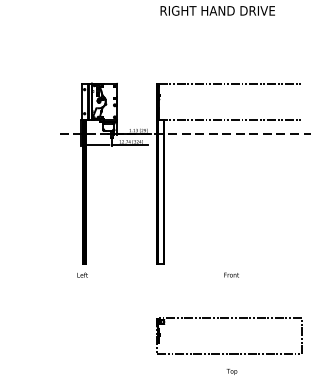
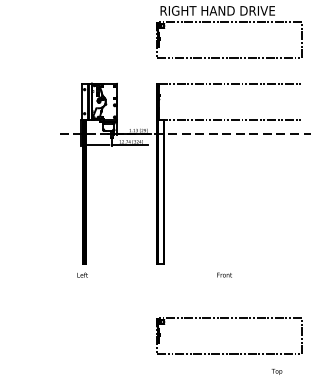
part: none -> present (228, 22)
text position: (231, 274) -> (224, 274) (224, 274)
text position: (231, 371) -> (276, 371) (276, 371)
